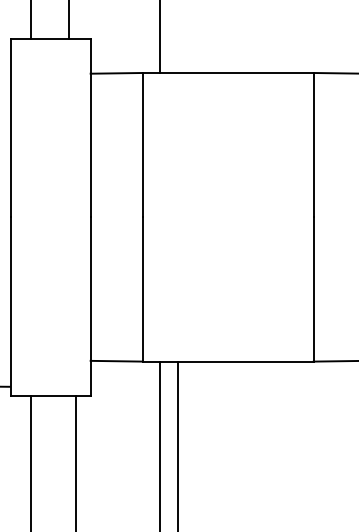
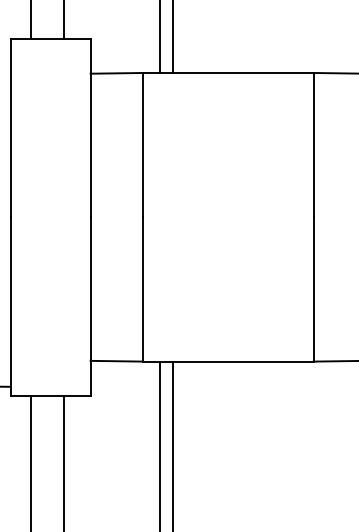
line position: (68, 20) -> (63, 20) (63, 20)
line: none -> present (172, 37)
line position: (177, 444) -> (172, 444) (172, 444)
line position: (75, 461) -> (63, 461) (63, 461)
